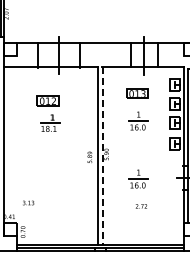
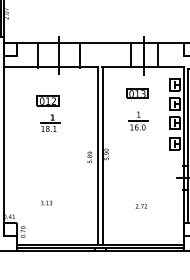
line: dashed -> solid (102, 155)
part: present -> none (138, 178)
text position: (28, 202) -> (46, 202) (46, 202)
